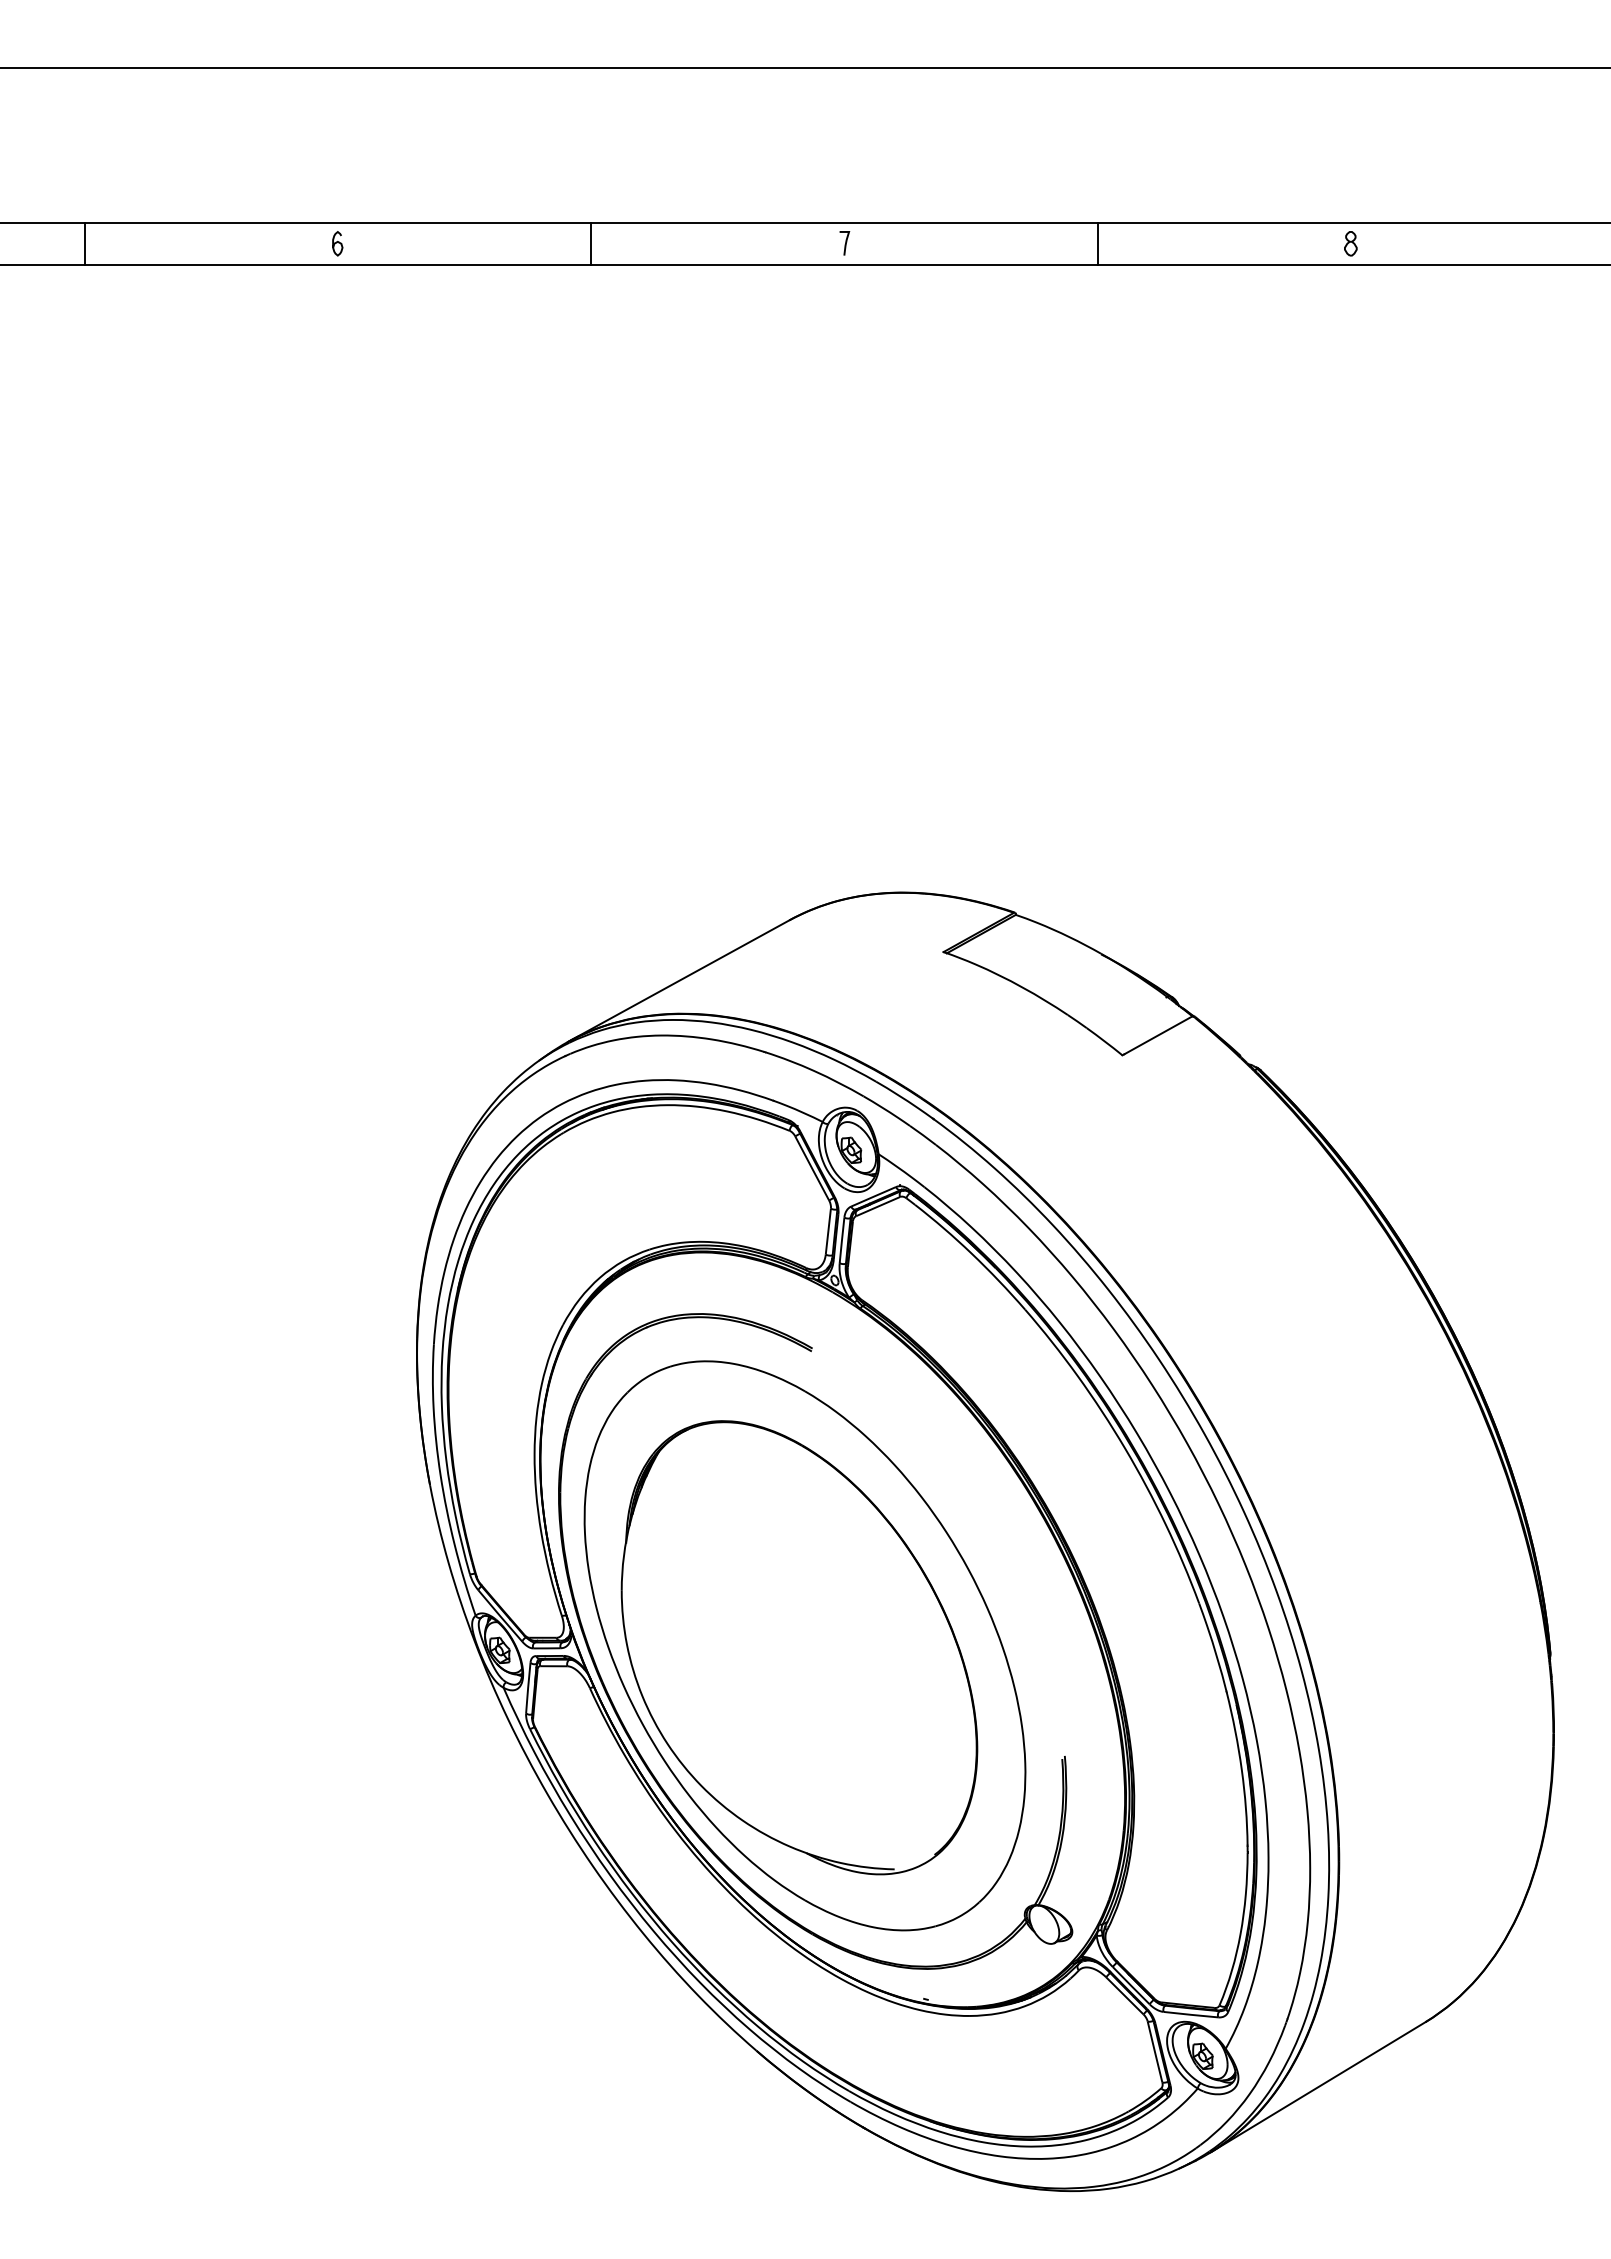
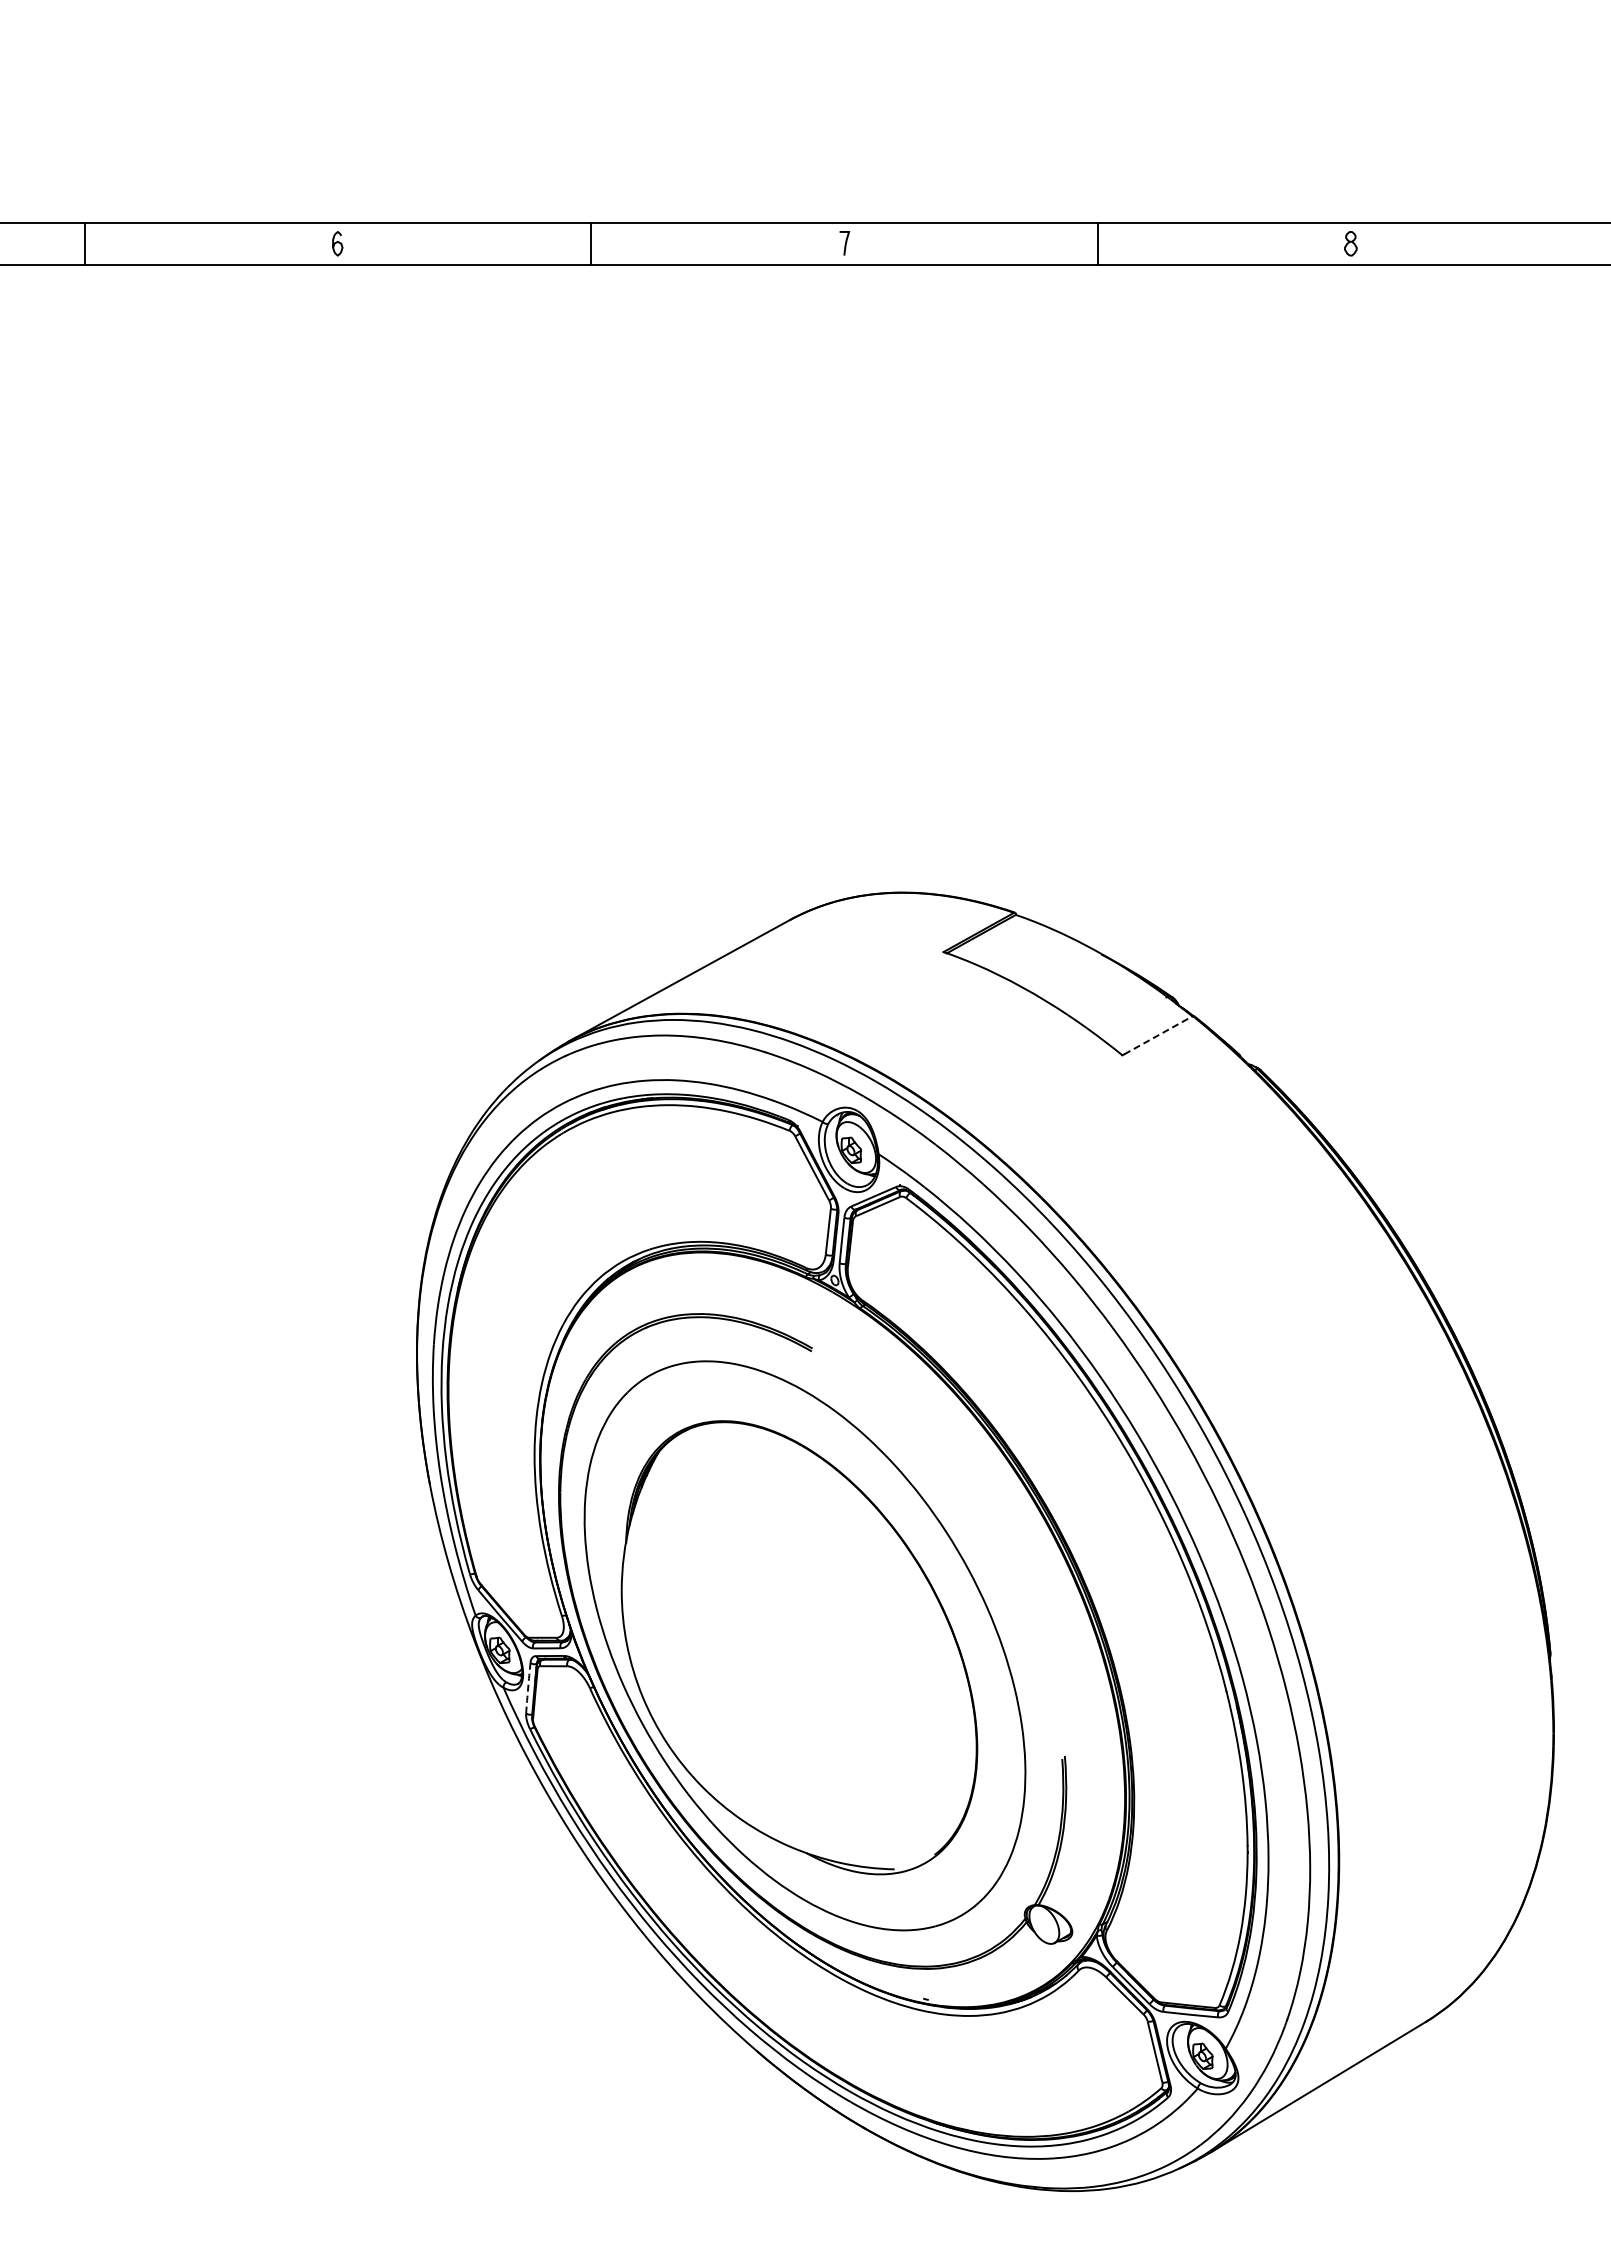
line: present -> none (804, 67)
line: solid -> dashed (1158, 1035)
arc: solid -> dashed (528, 1688)
